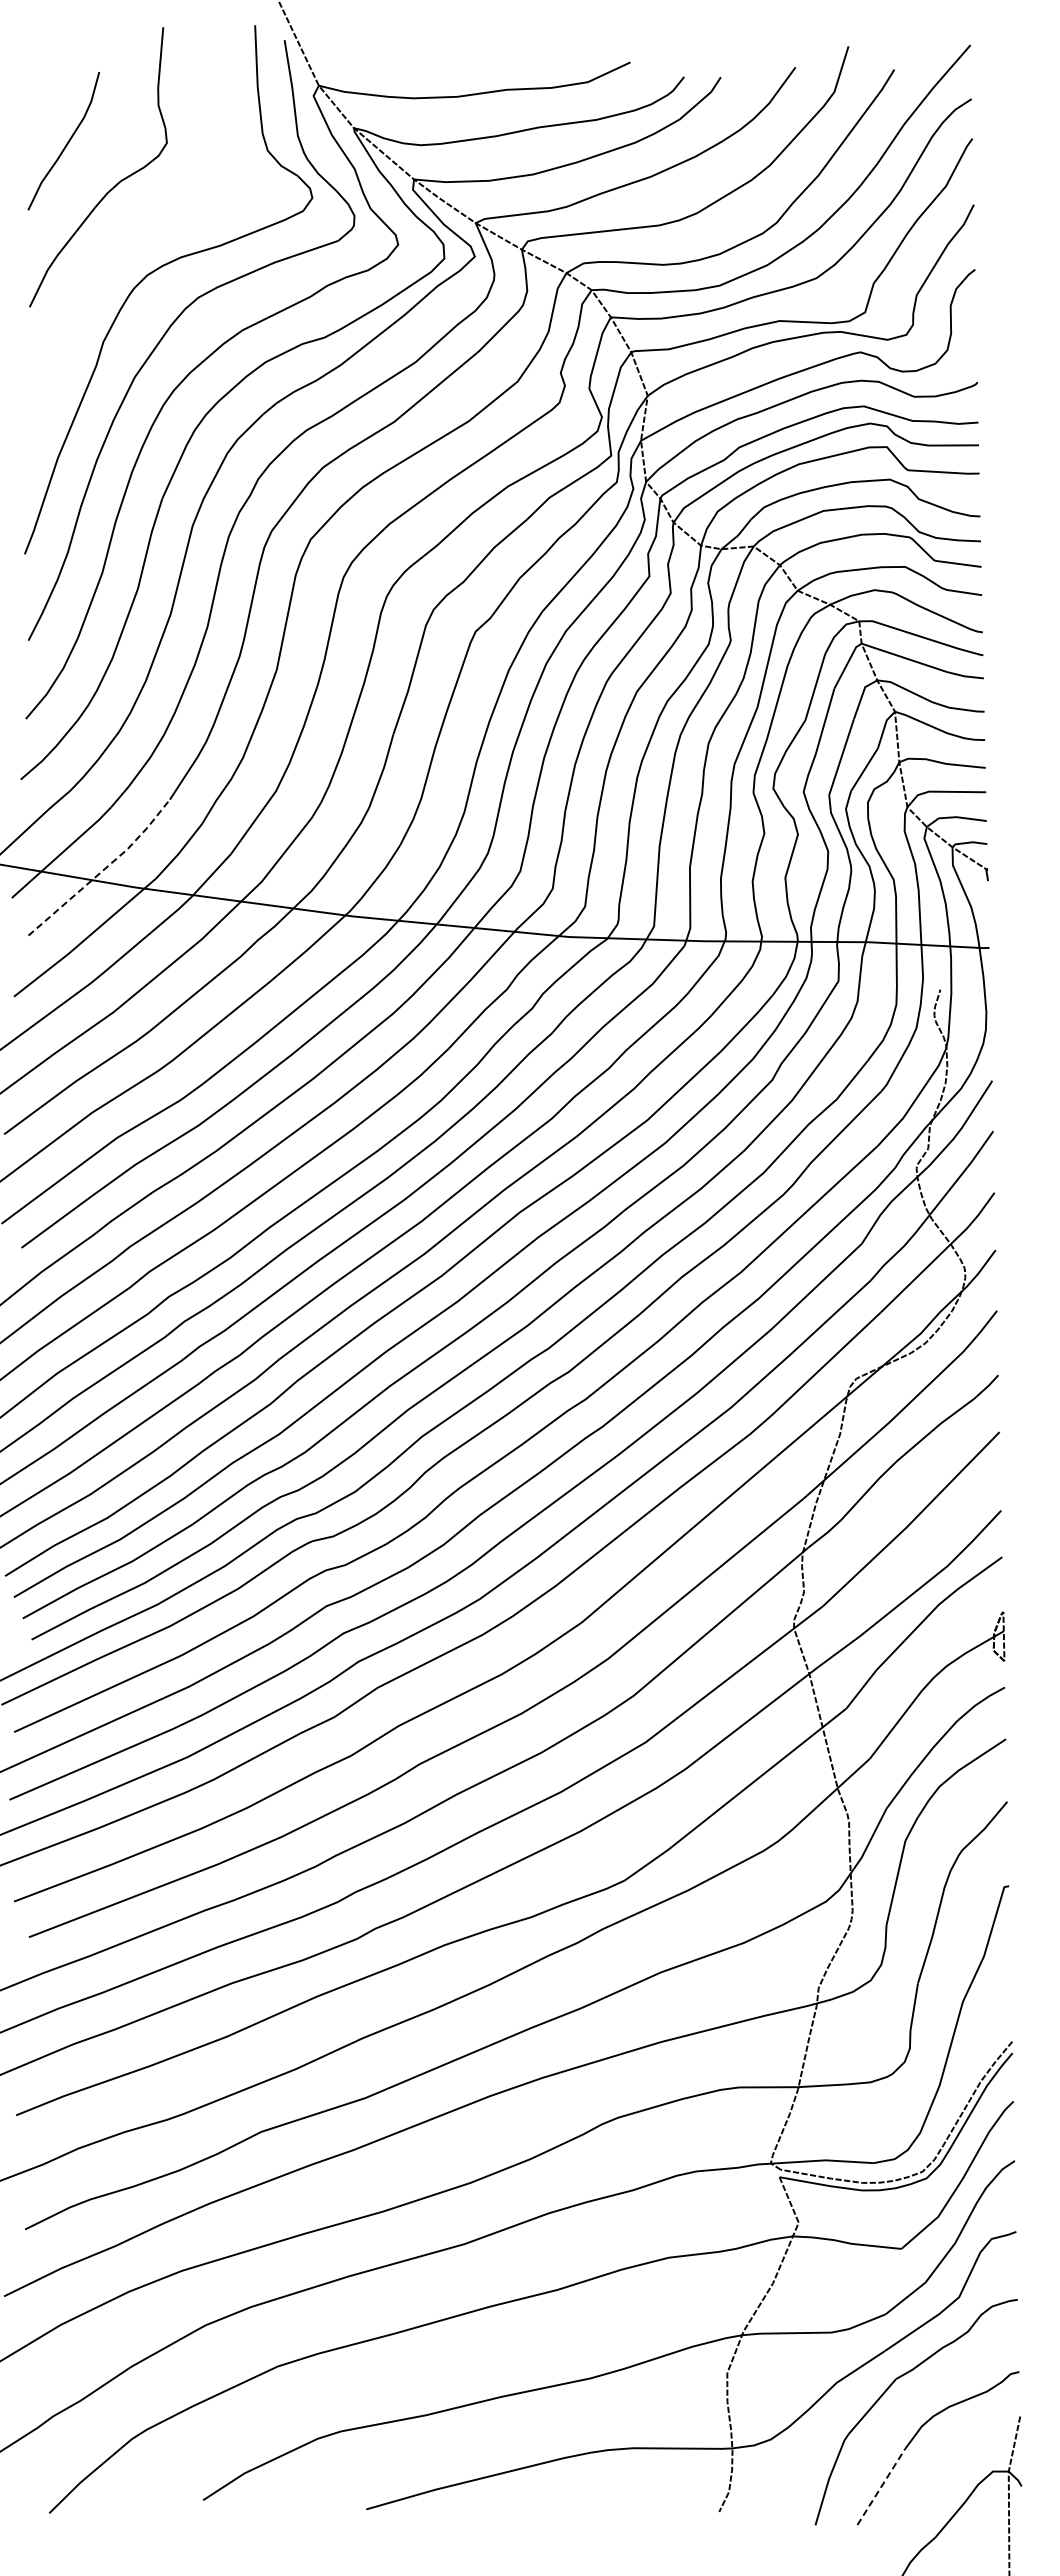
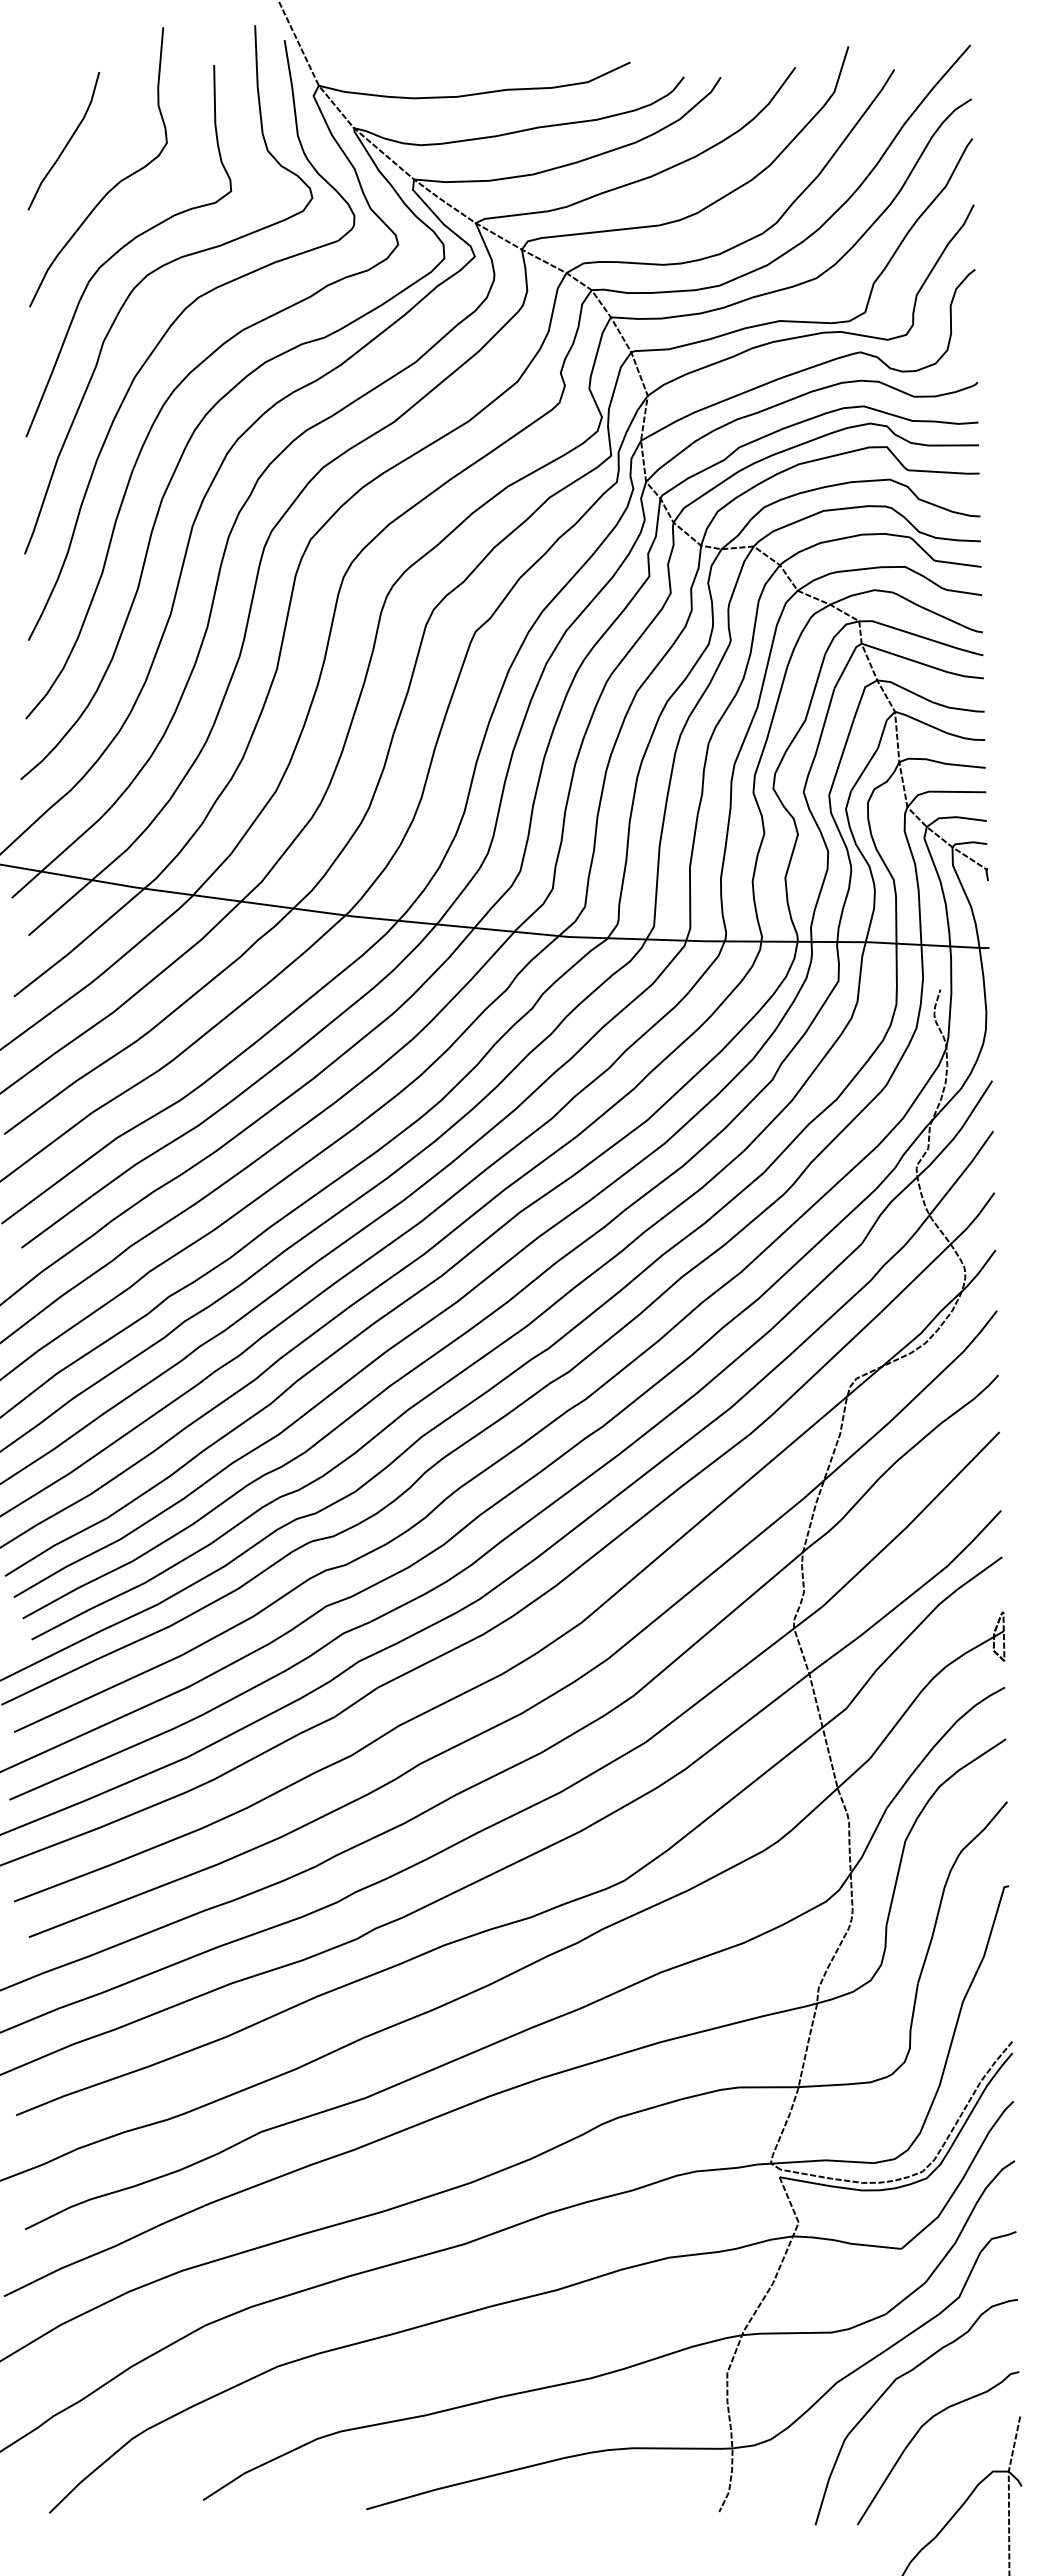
curve: none -> present (125, 246)
line: dashed -> solid (103, 870)
line: dashed -> solid (881, 2487)
